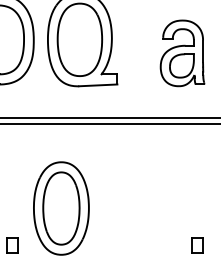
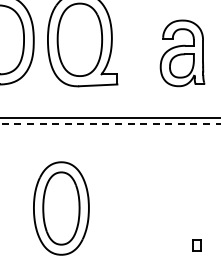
line: solid -> dashed (110, 124)
part: present -> none (12, 245)
part size: 13x17 px -> 10x13 px (196, 245)
